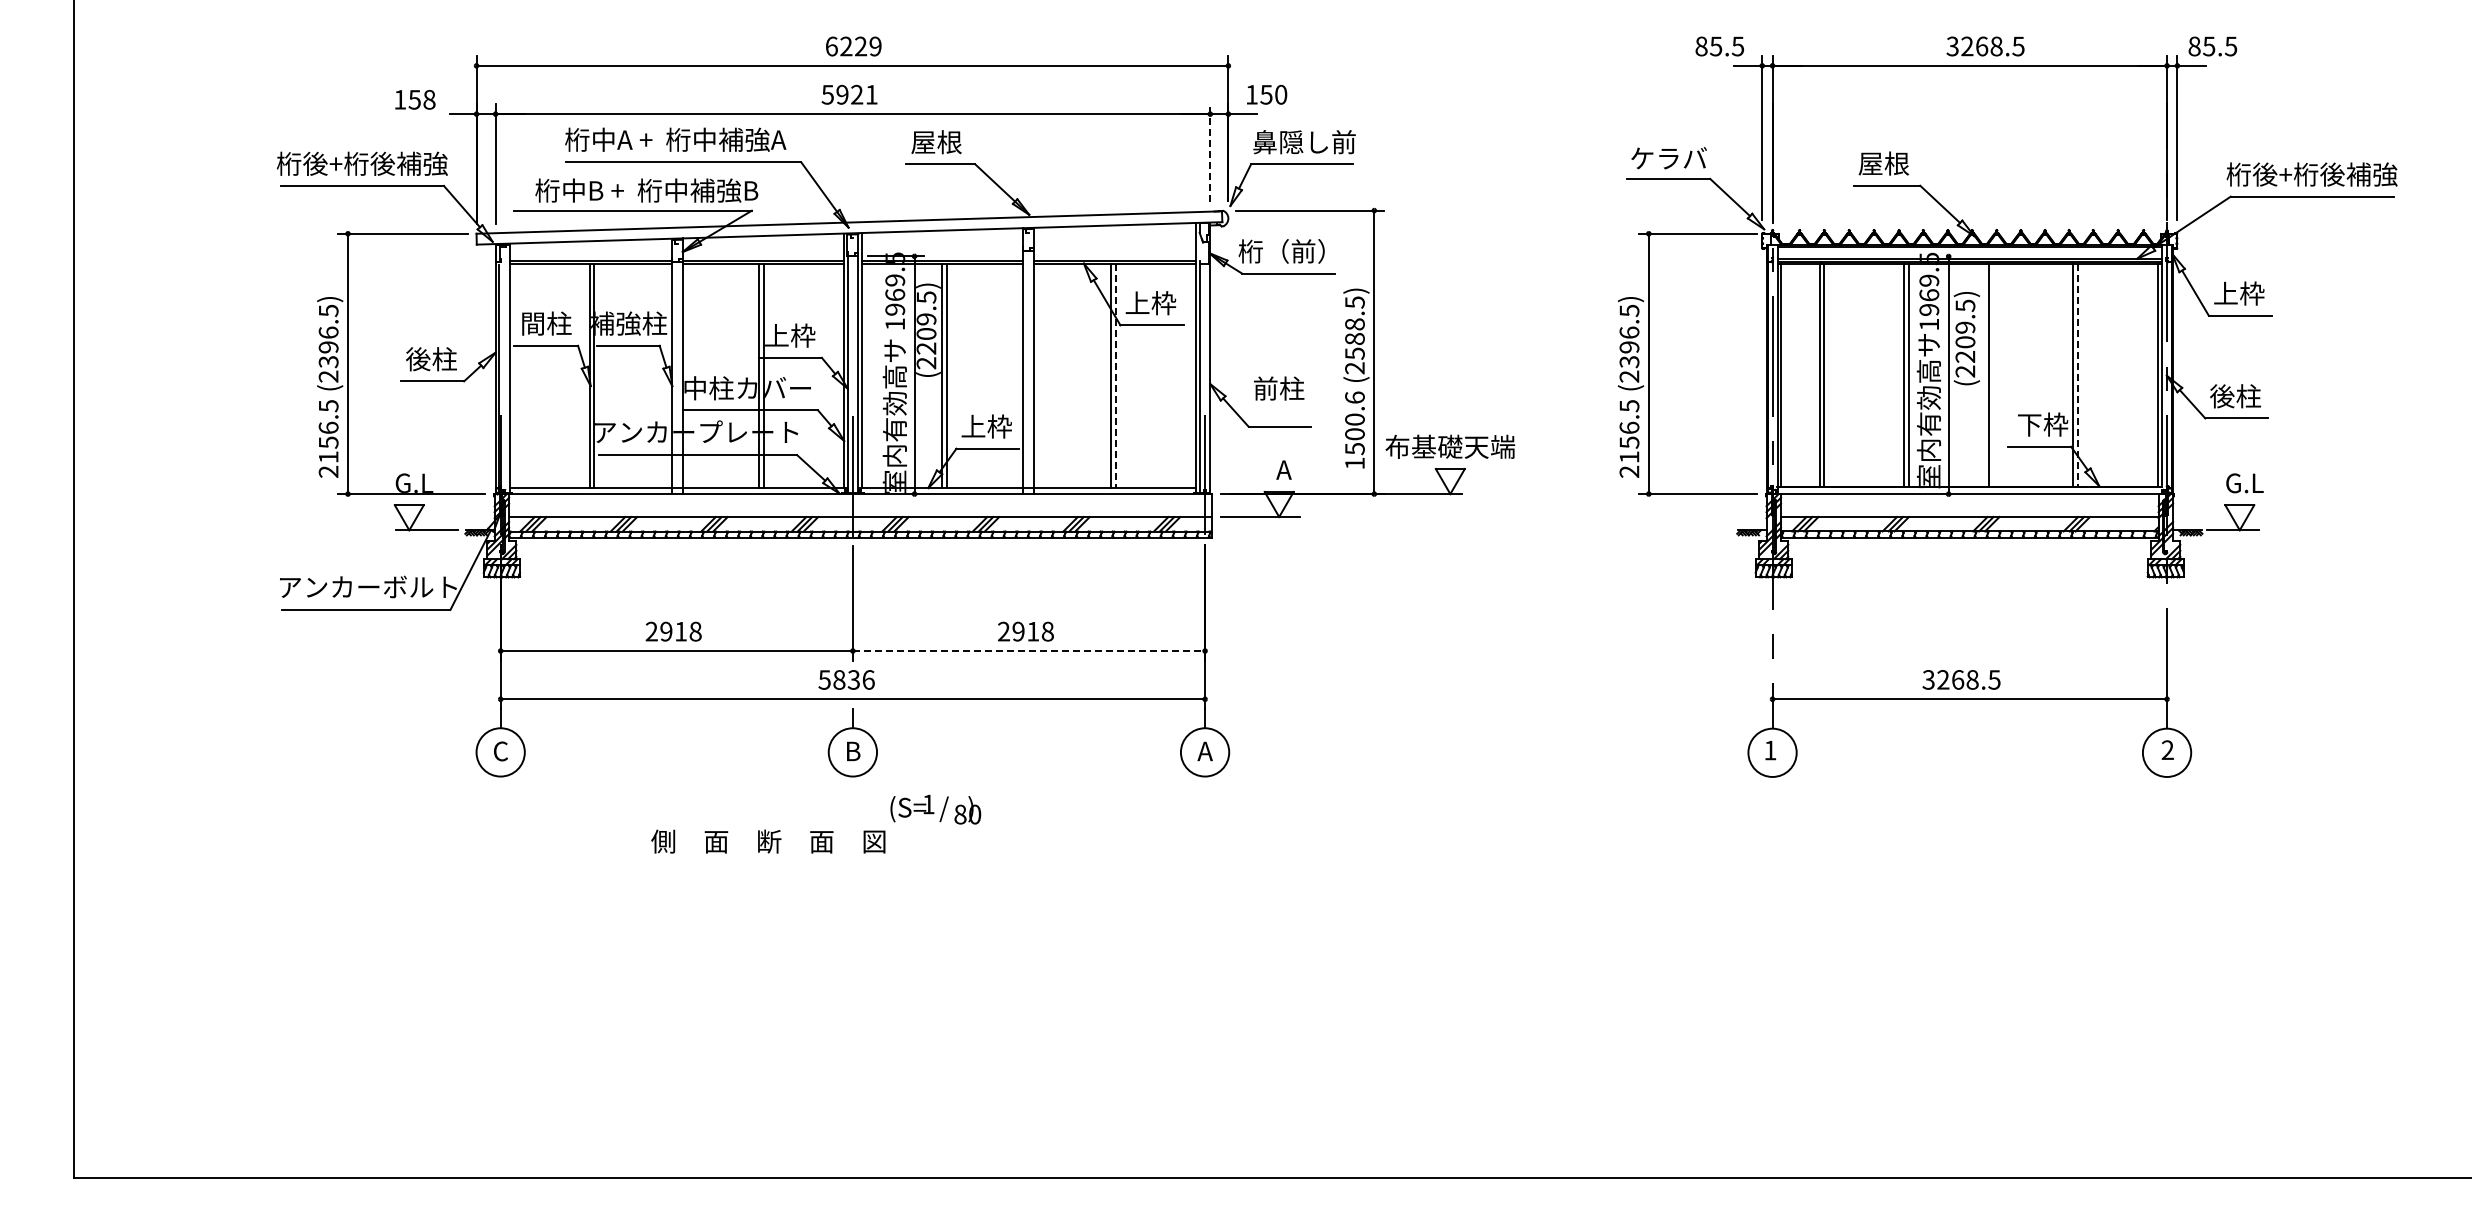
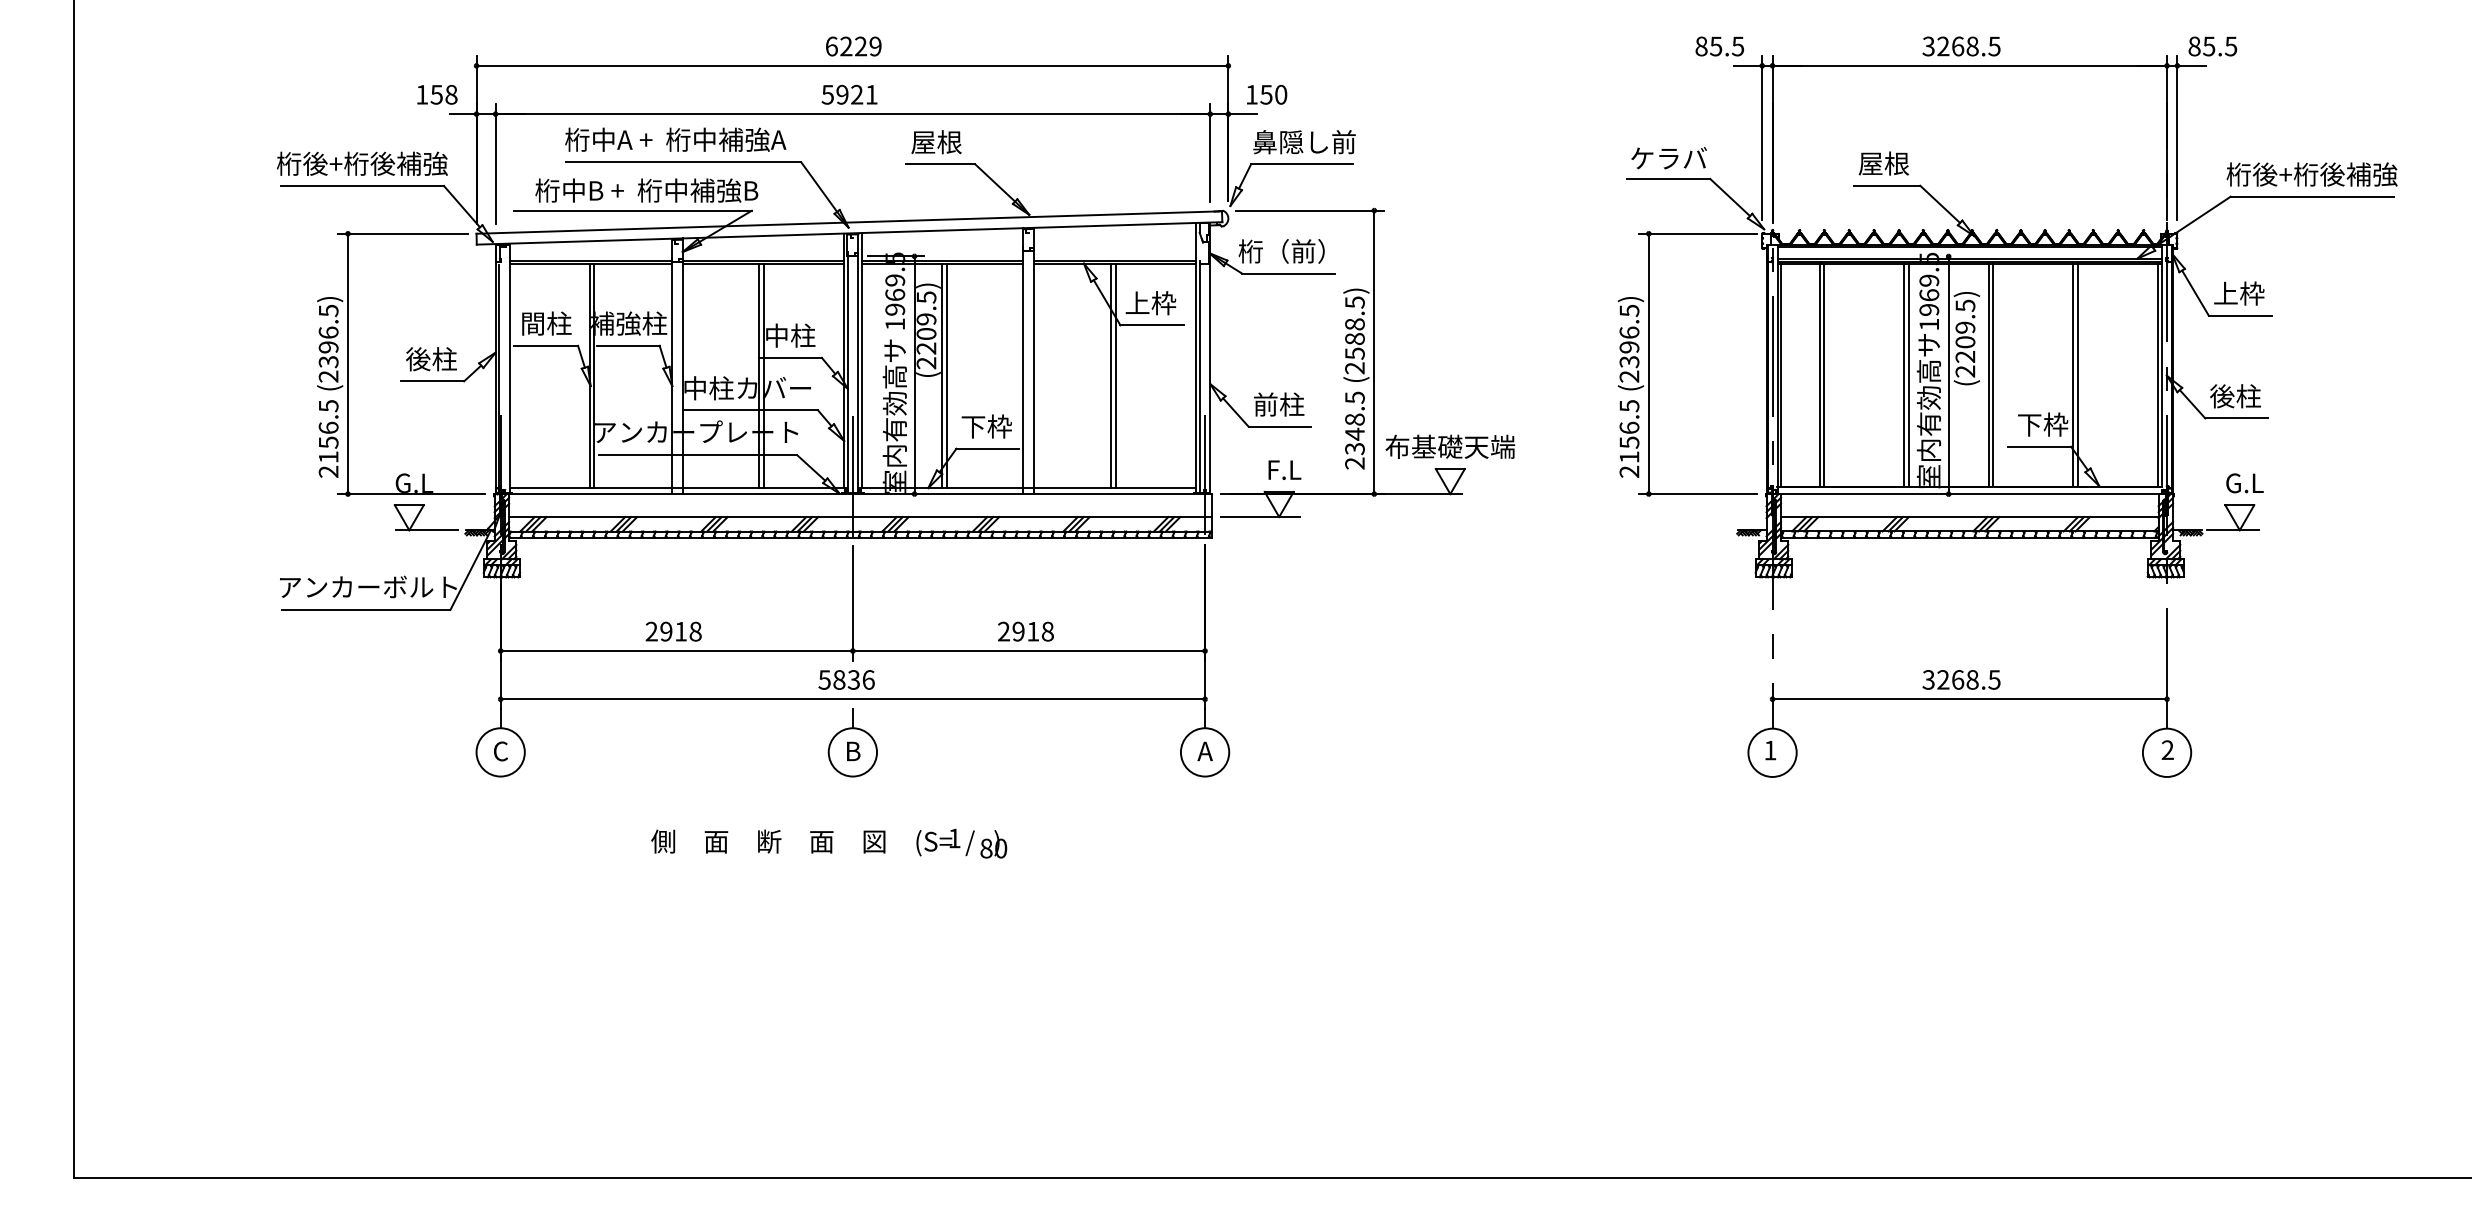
text position: (1985, 46) -> (1961, 46) (1961, 46)
text position: (415, 99) -> (437, 94) (437, 94)
line: dashed -> solid (1210, 153)
text: 上枠 -> 中柱 (790, 335)
line: none -> present (1993, 374)
line: dashed -> solid (2077, 375)
line: dashed -> solid (1115, 376)
text position: (1279, 388) -> (1279, 404) (1279, 404)
text: 上枠 -> 下枠 (973, 426)
text: 1500.6 -> 2348.5 (1354, 430)
text: A -> F.L (1284, 469)
line: dashed -> solid (1029, 651)
text position: (935, 809) -> (961, 843) (961, 843)
